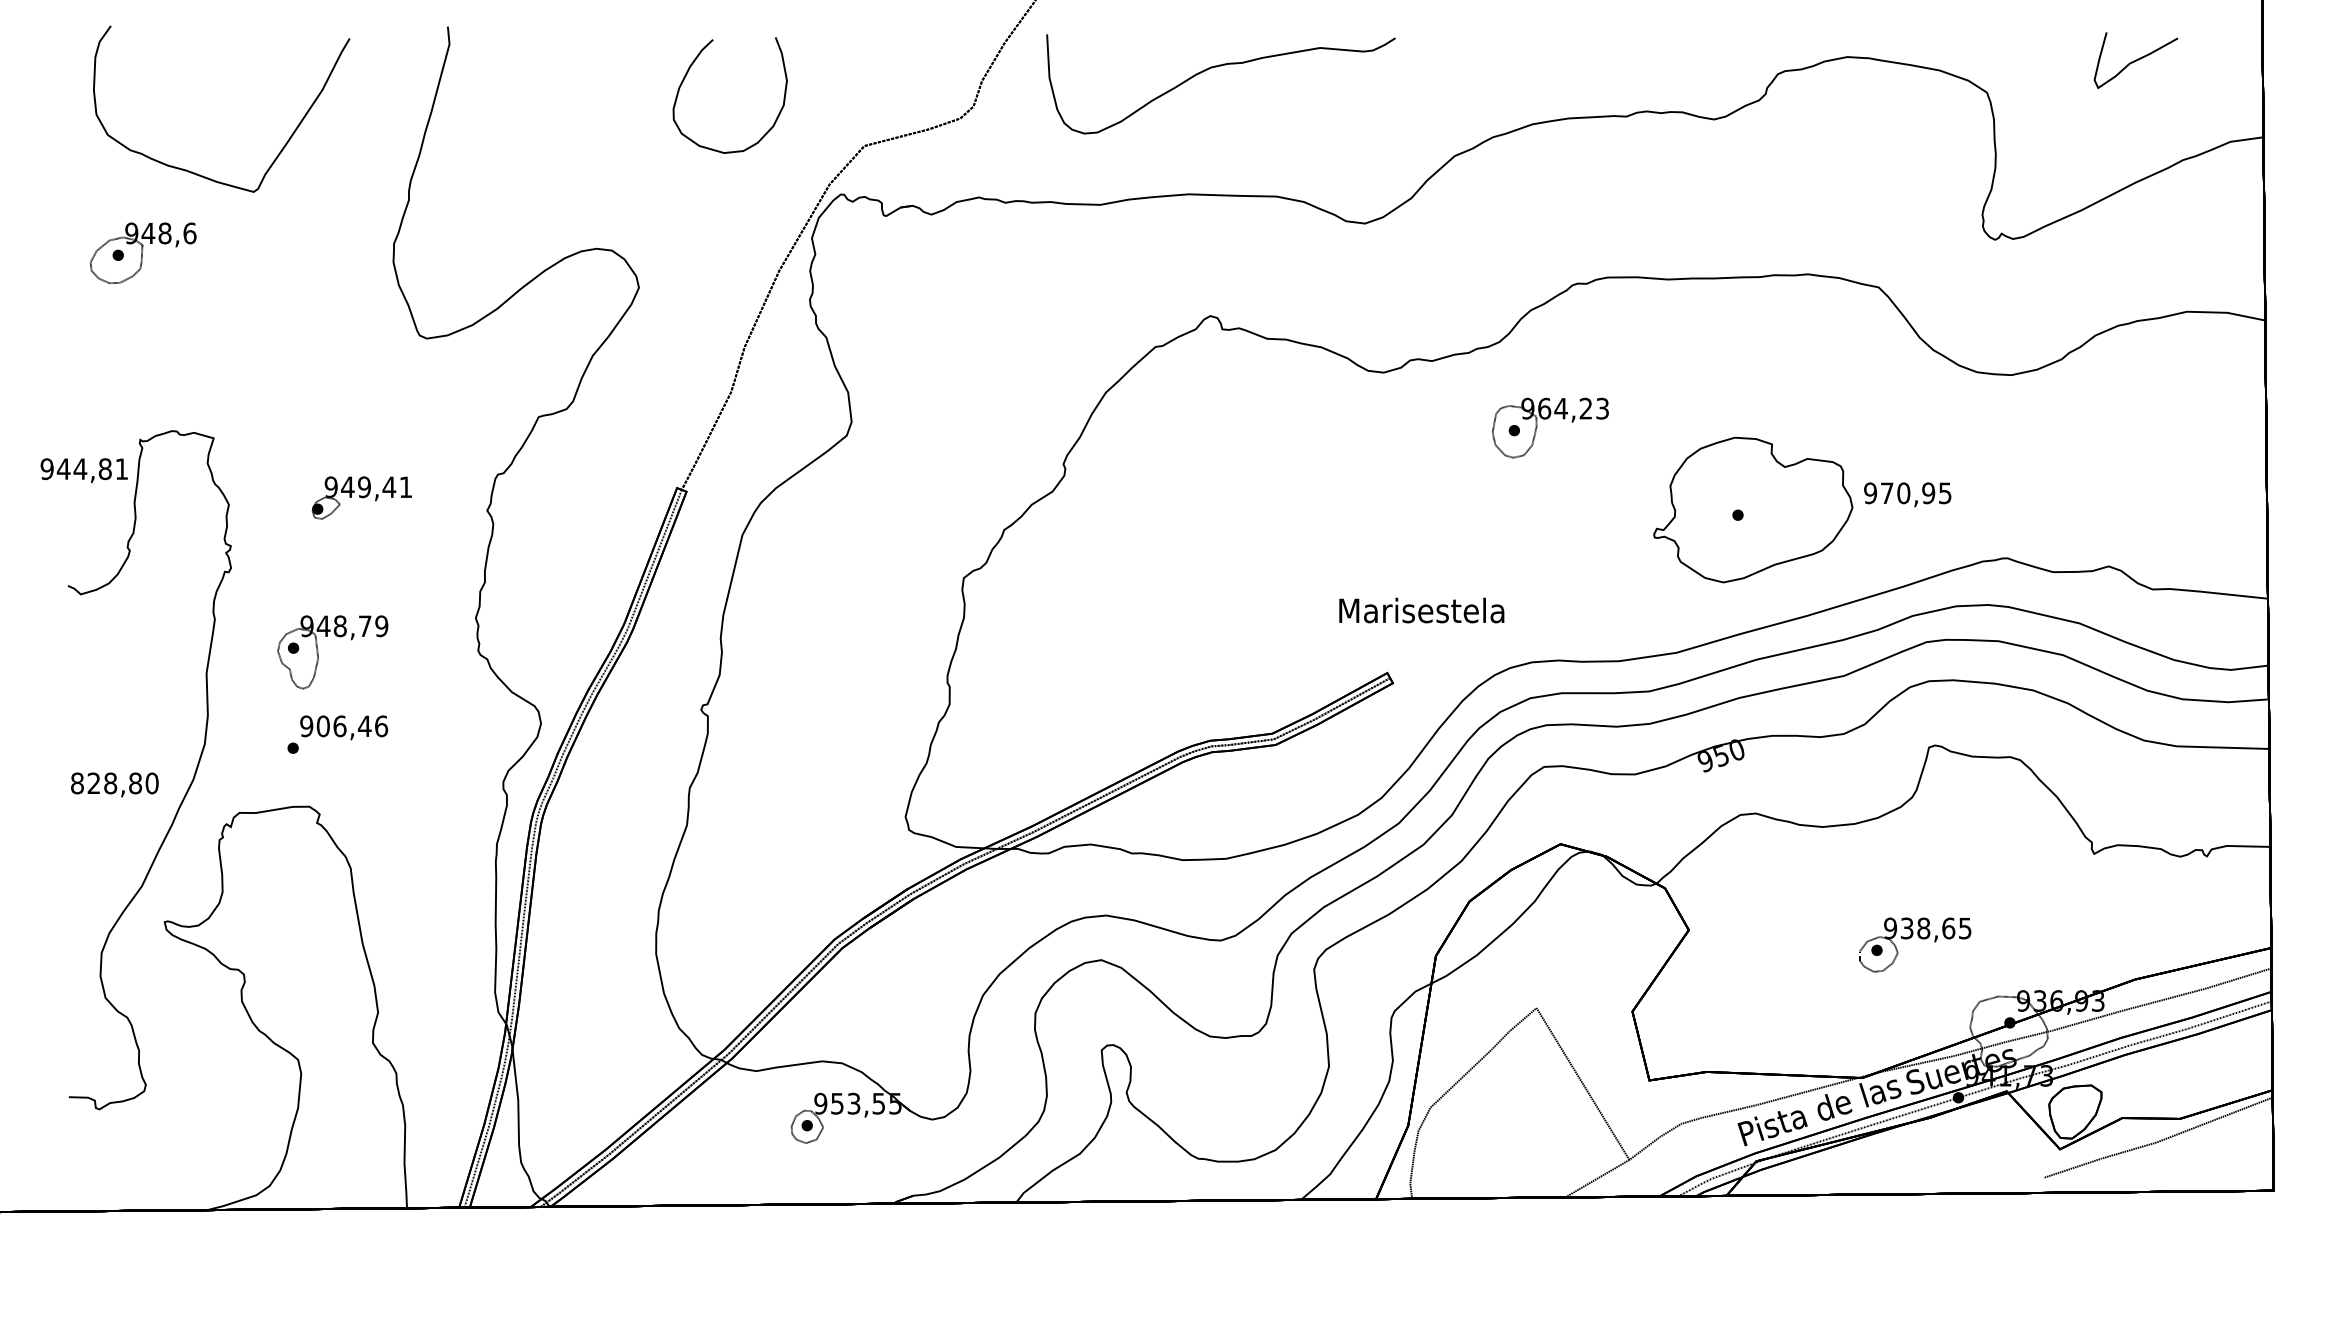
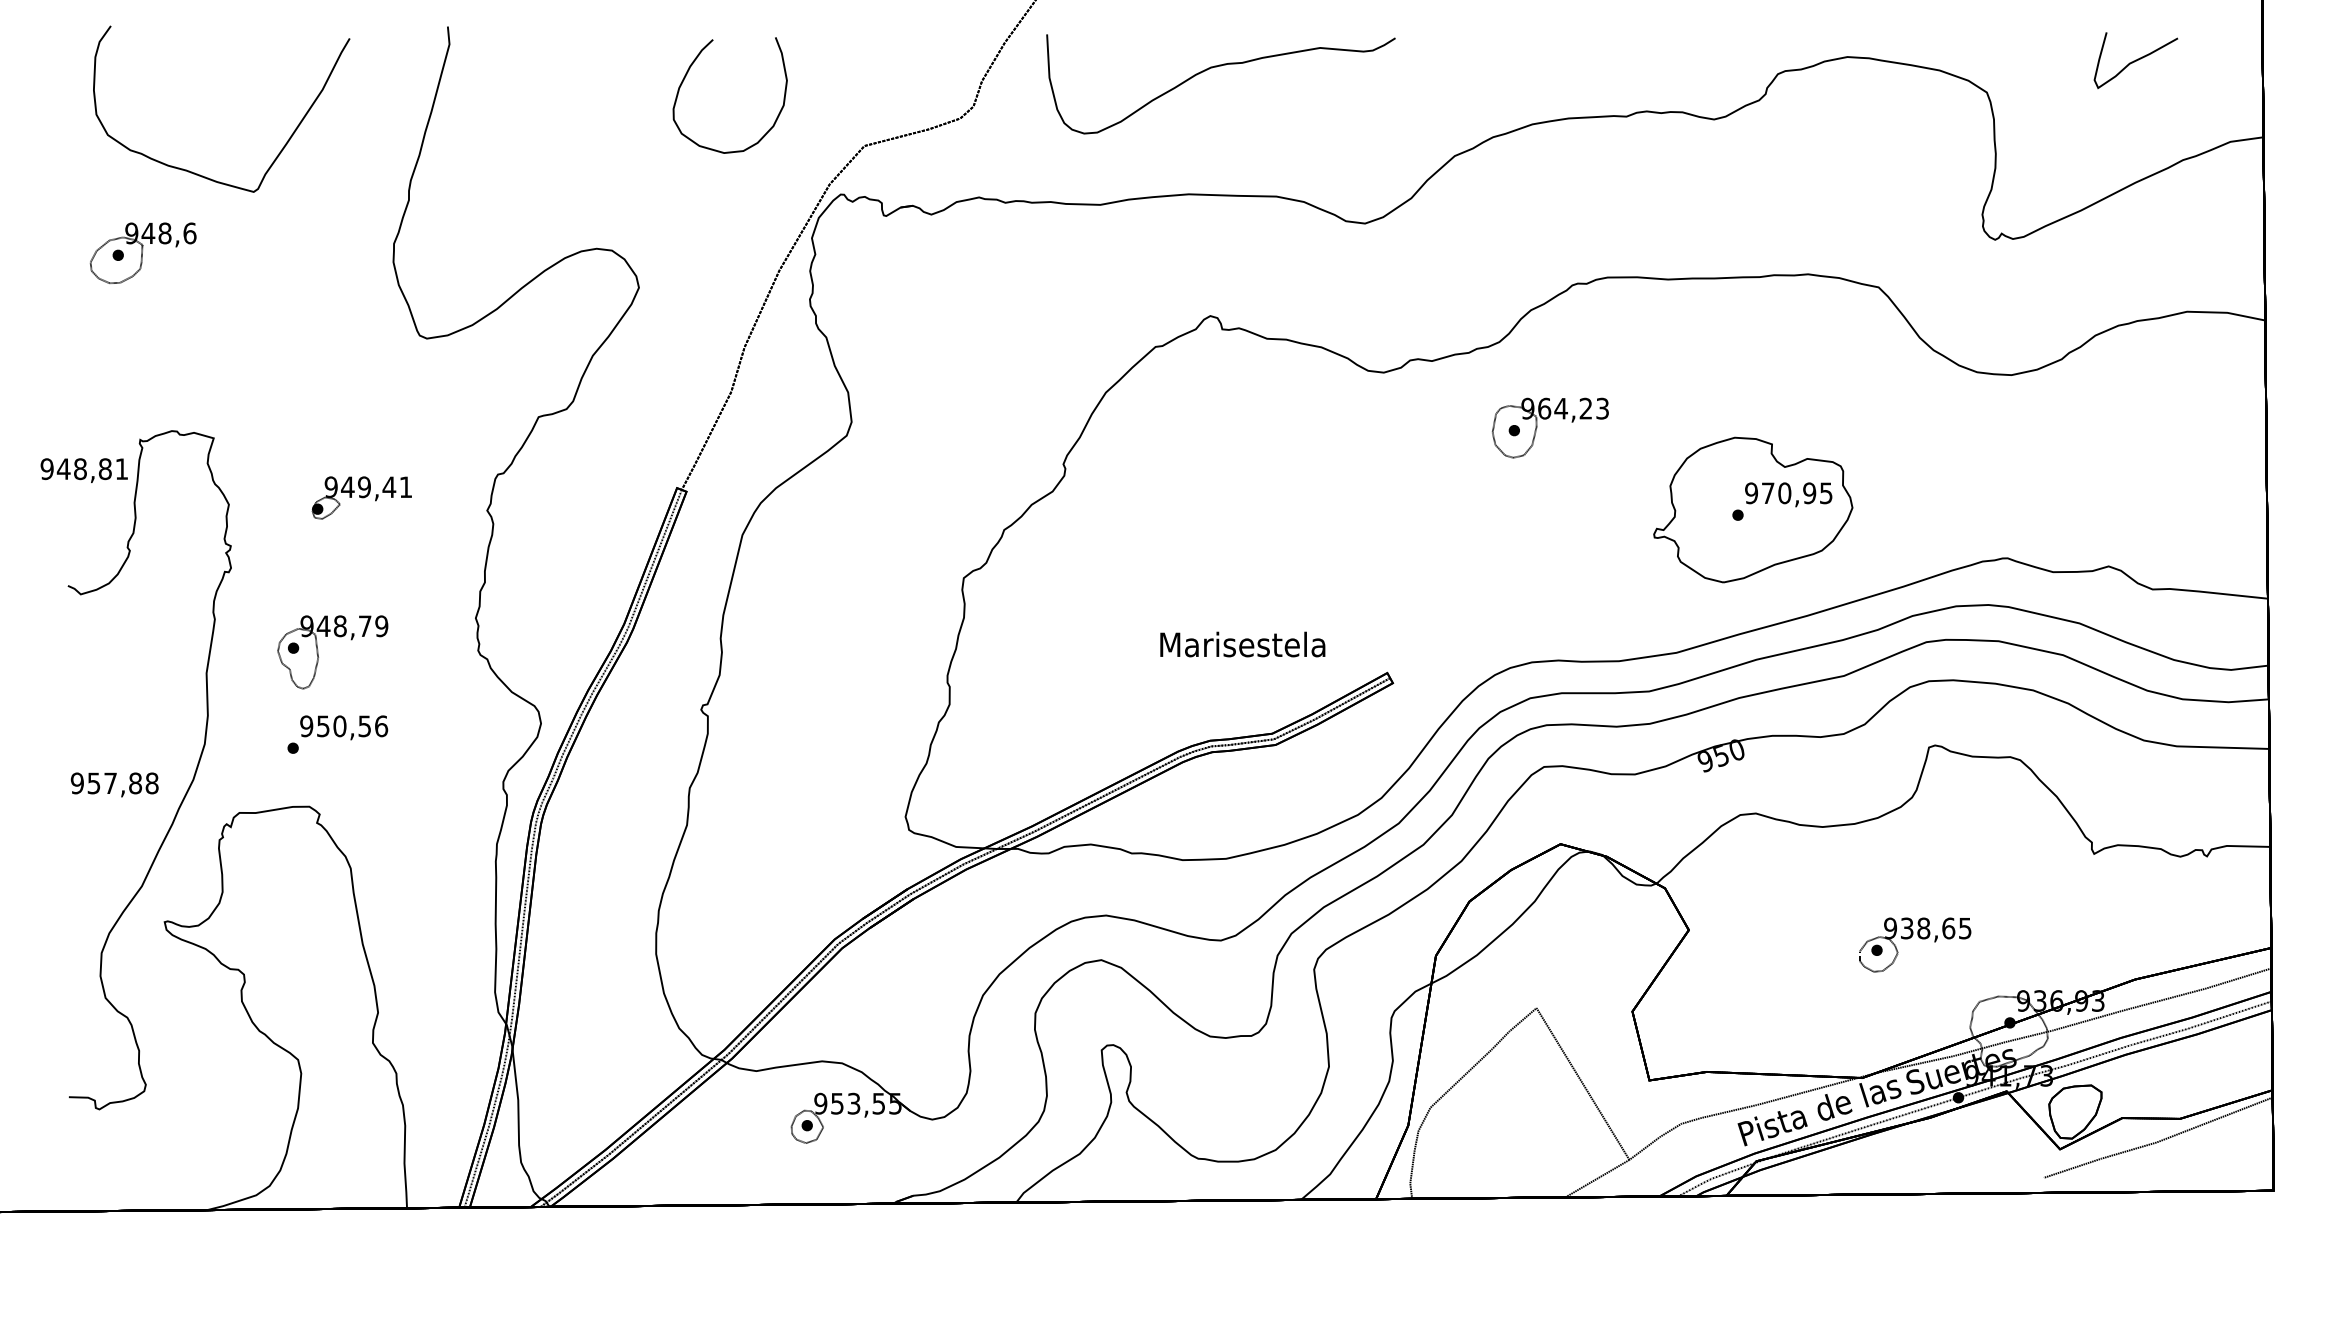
text: 944,81 -> 948,81 (80, 469)
text position: (1907, 494) -> (1788, 494) (1788, 494)
text position: (1421, 610) -> (1242, 644) (1242, 644)
text: 906,46 -> 950,56 (343, 726)
text: 828,80 -> 957,88 (114, 783)
